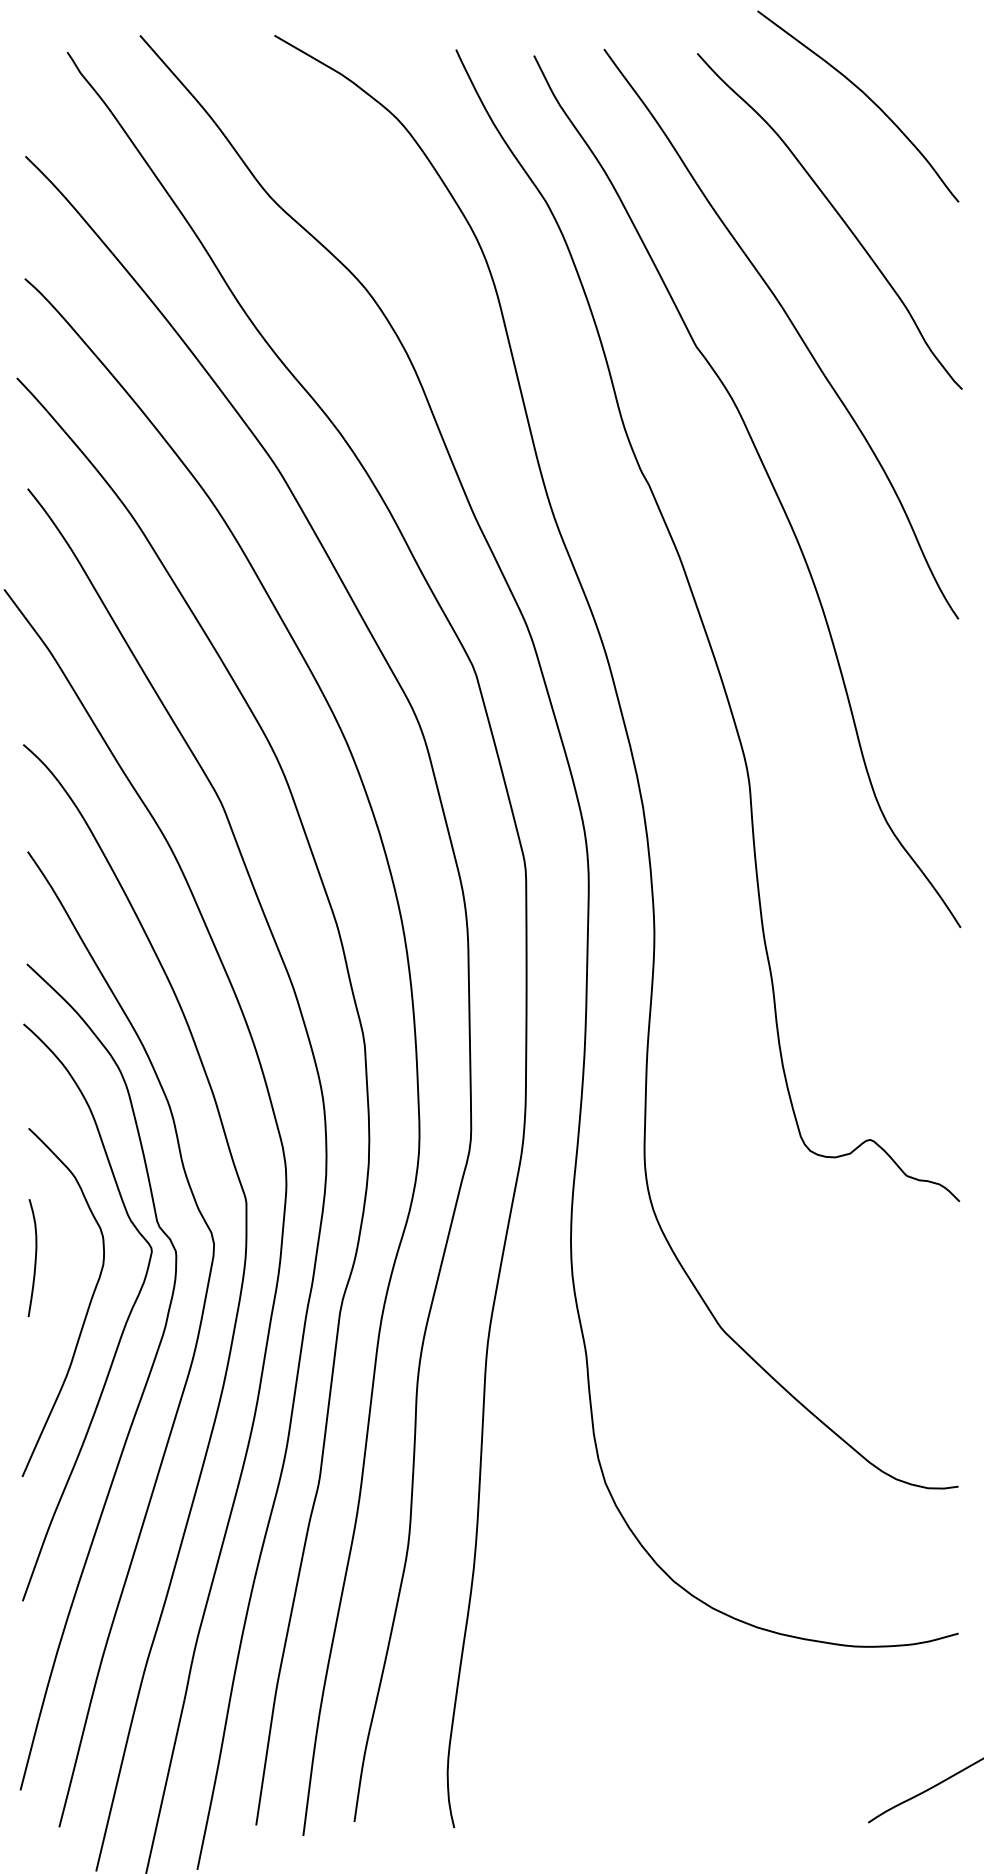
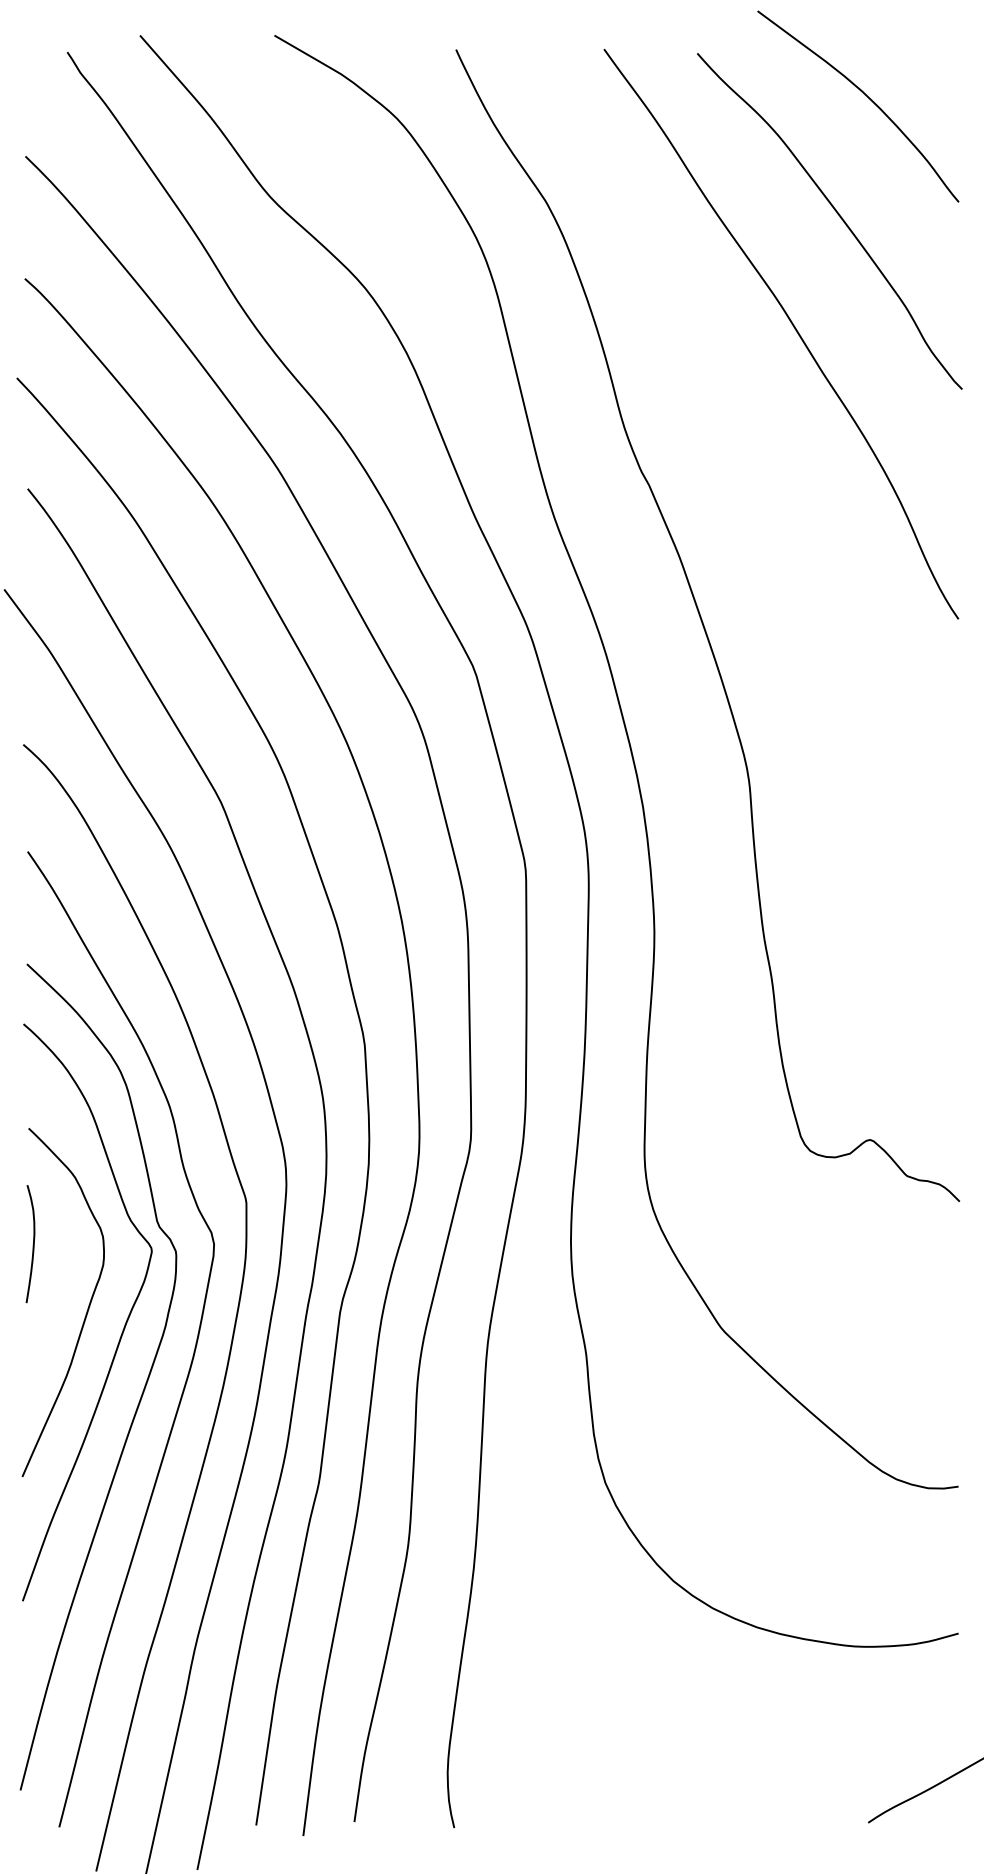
curve: present -> none (769, 481)
curve position: (34, 1258) -> (32, 1244) (32, 1244)
